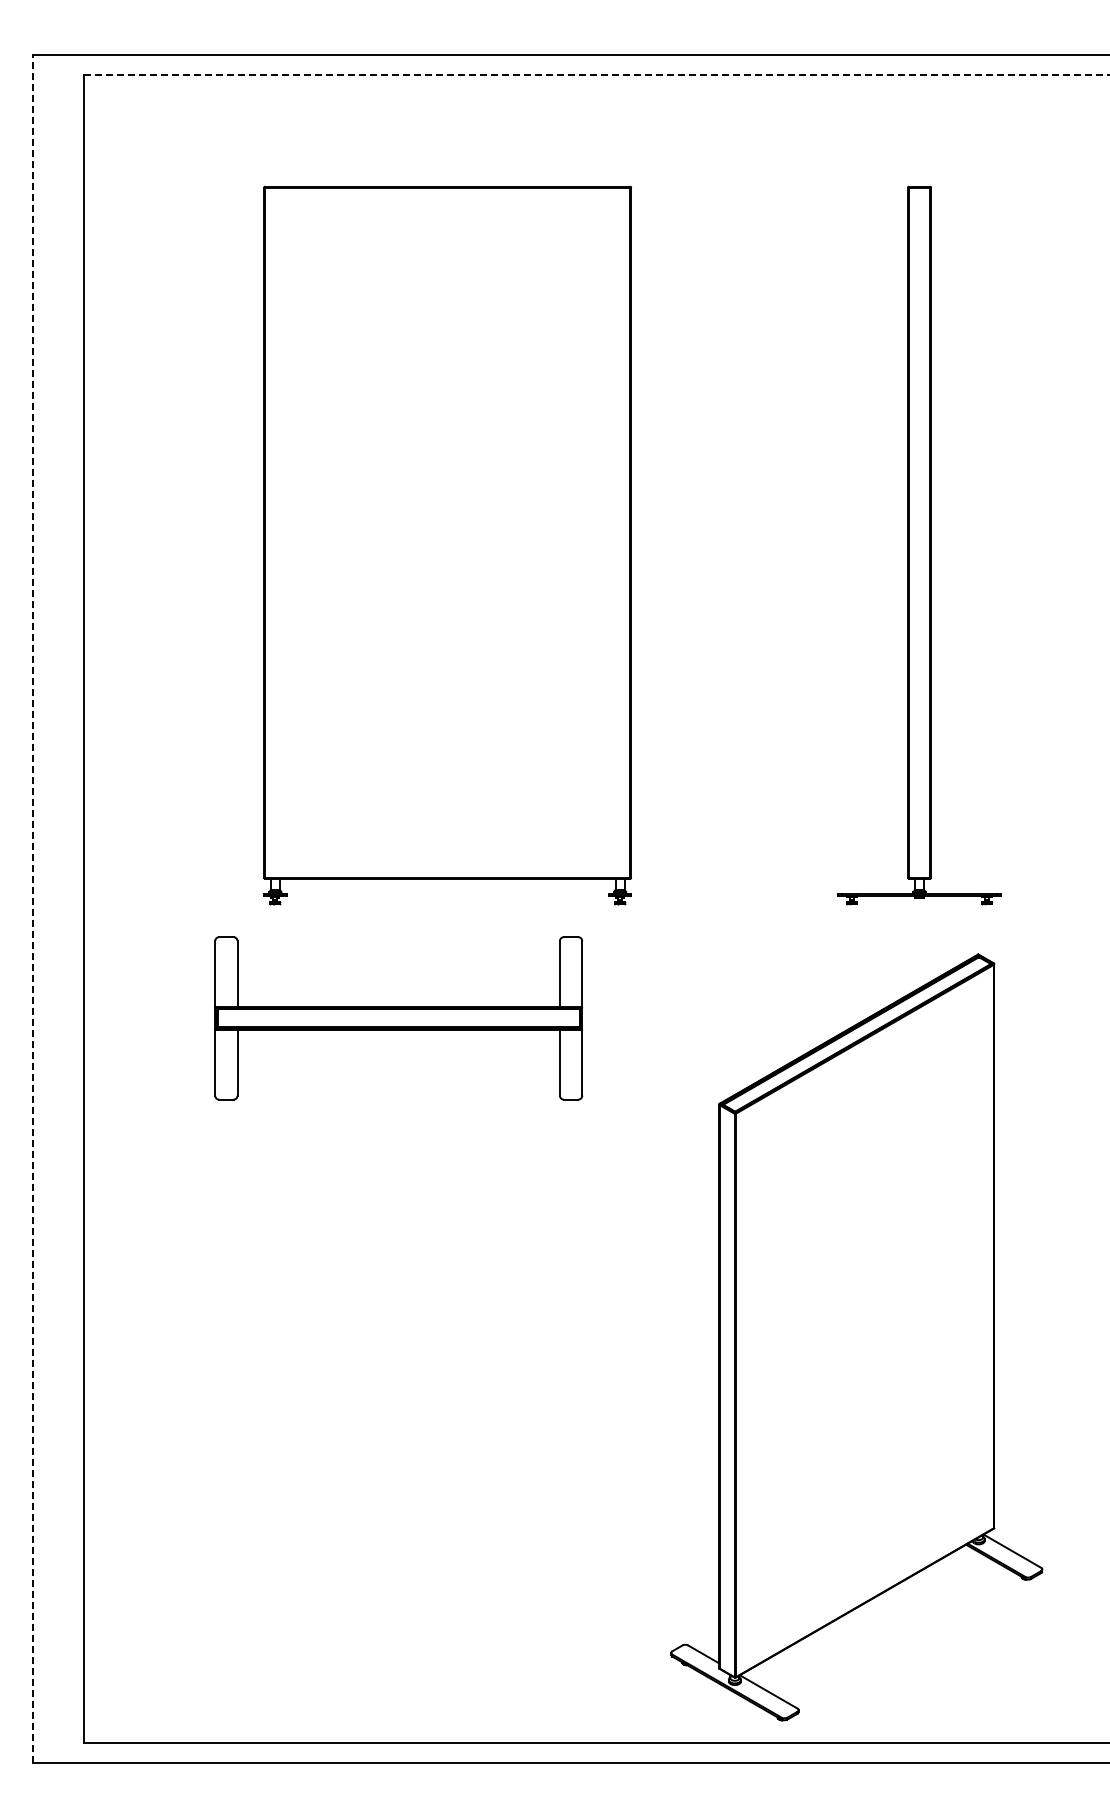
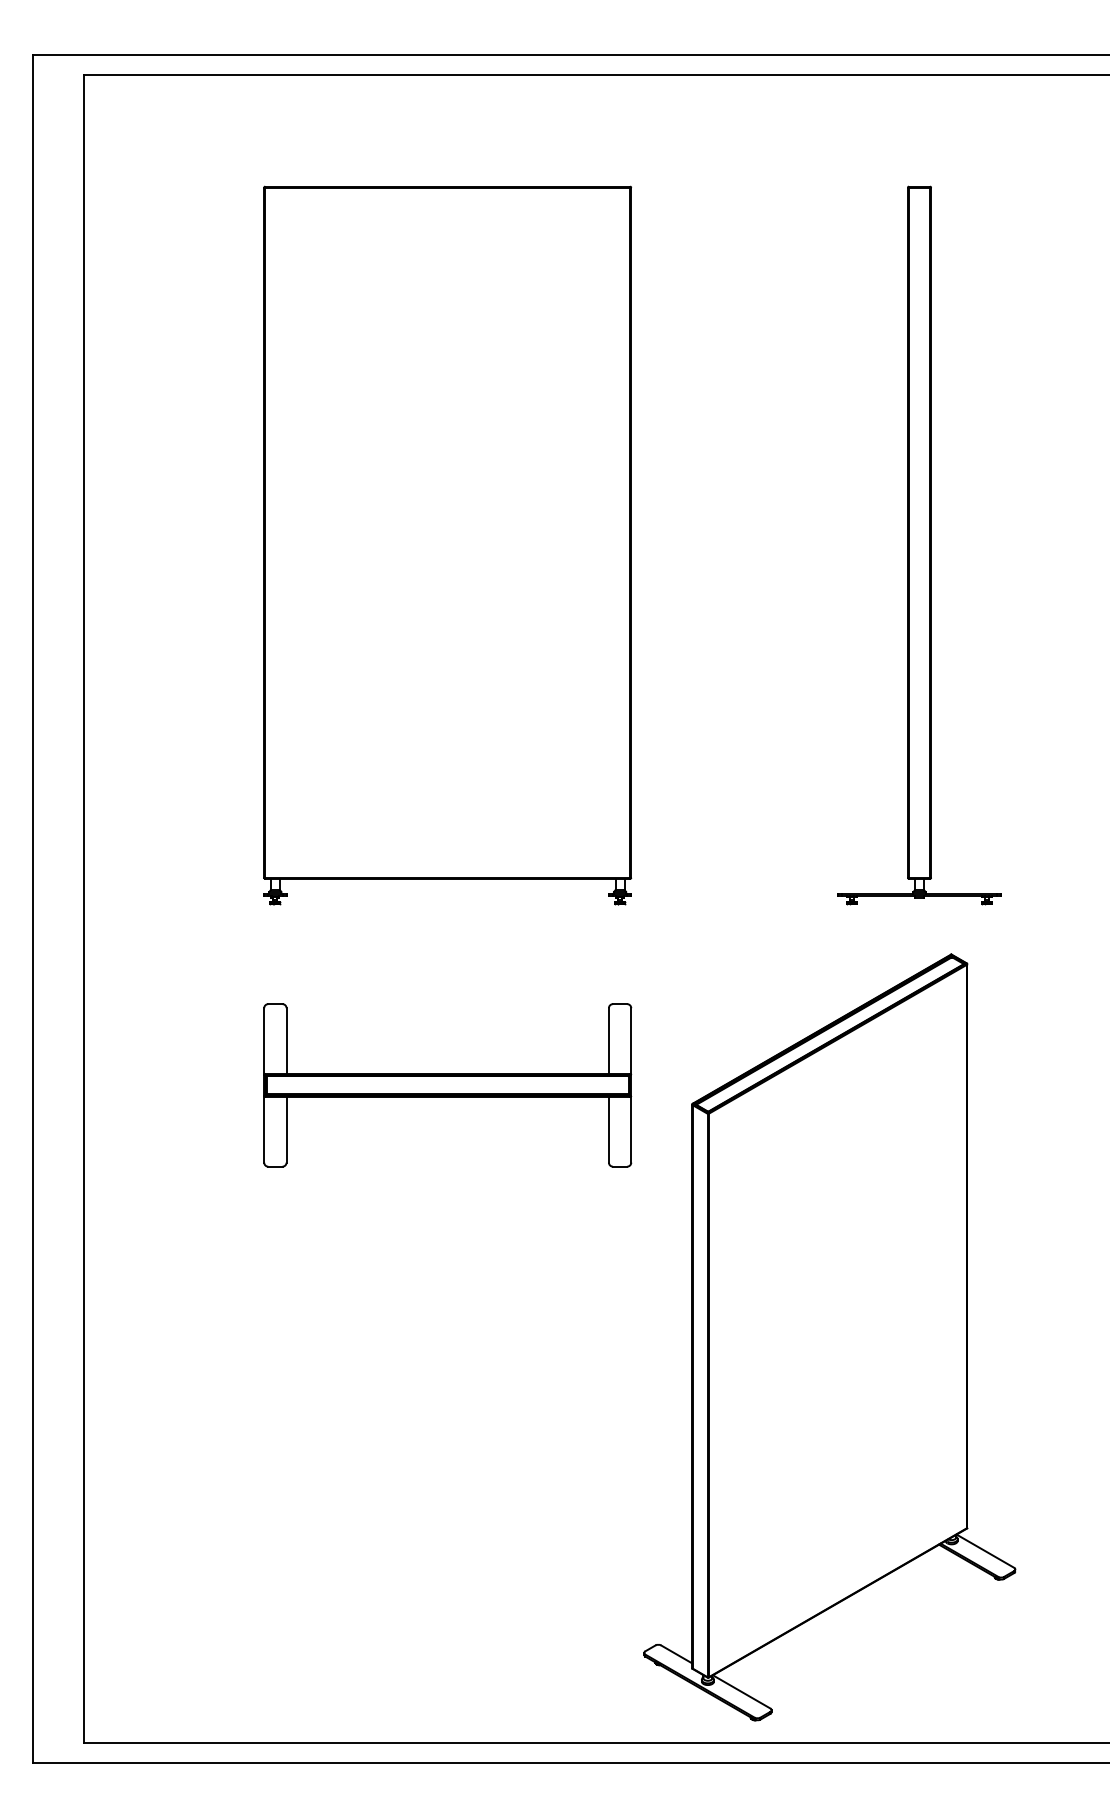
line: dashed -> solid (596, 74)
line: dashed -> solid (33, 908)
part position: (398, 1018) -> (447, 1085) (447, 1085)
part position: (856, 1337) -> (829, 1337) (829, 1337)
